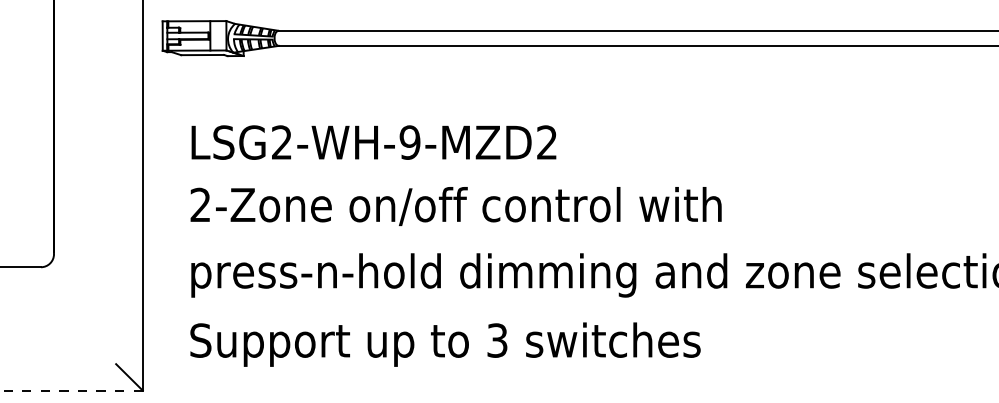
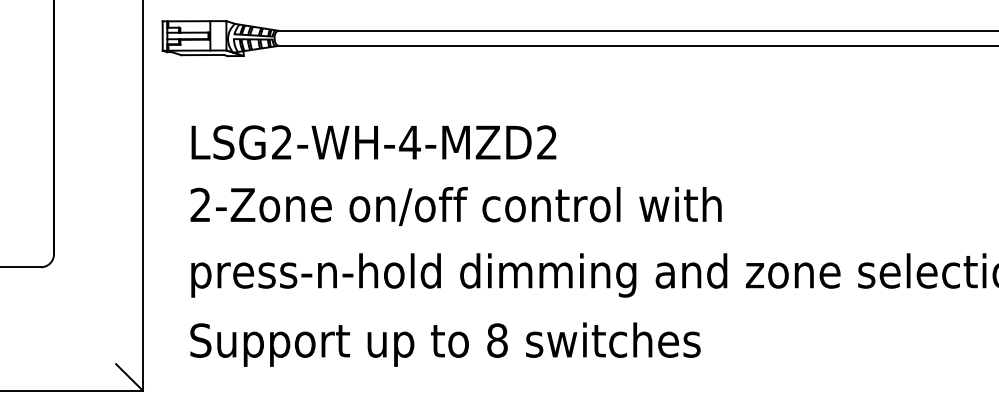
text: LSG2-WH-9-MZD2 -> LSG2-WH-4-MZD2 (409, 142)
text: 3 -> 8 (497, 340)
line: dashed -> solid (71, 390)
